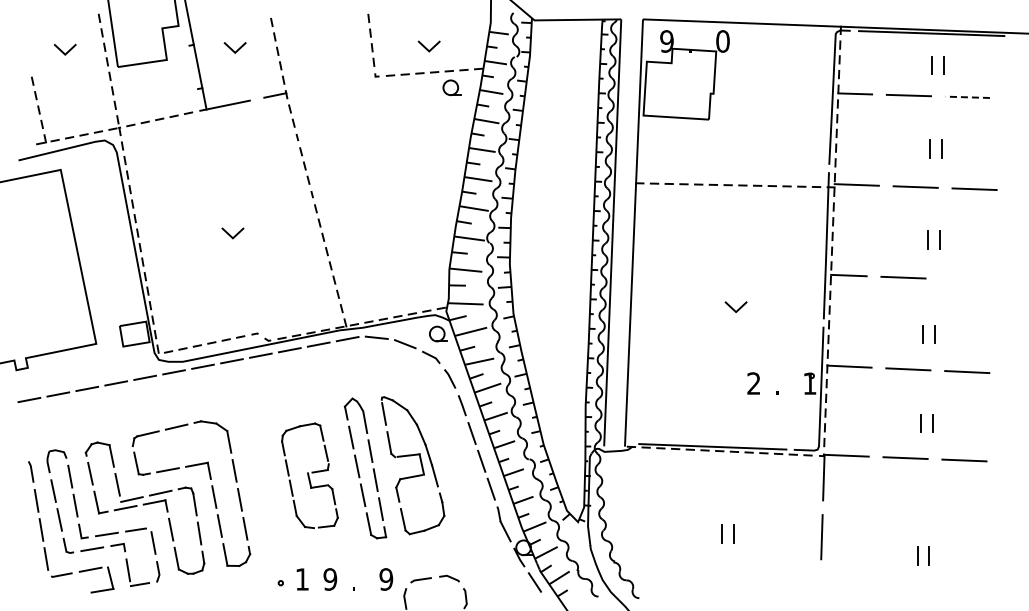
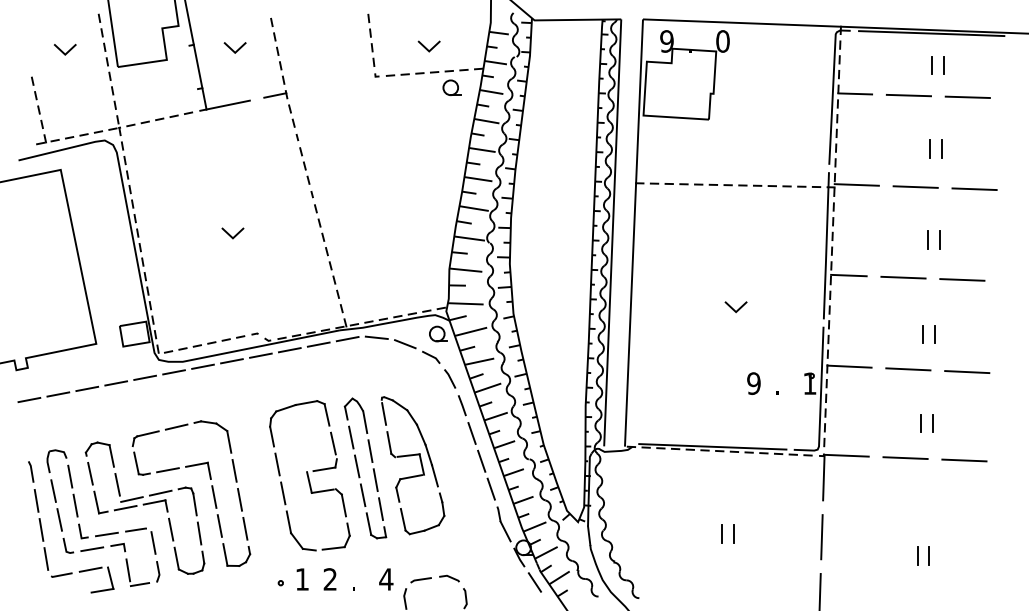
line: dashed -> solid (967, 97)
line: none -> present (962, 279)
text: 2 -> 9 (753, 383)
part size: 58x108 px -> 82x152 px (309, 475)
text: 9 -> 2 (330, 579)
text: 9 -> 4 (386, 579)
line: none -> present (819, 590)
